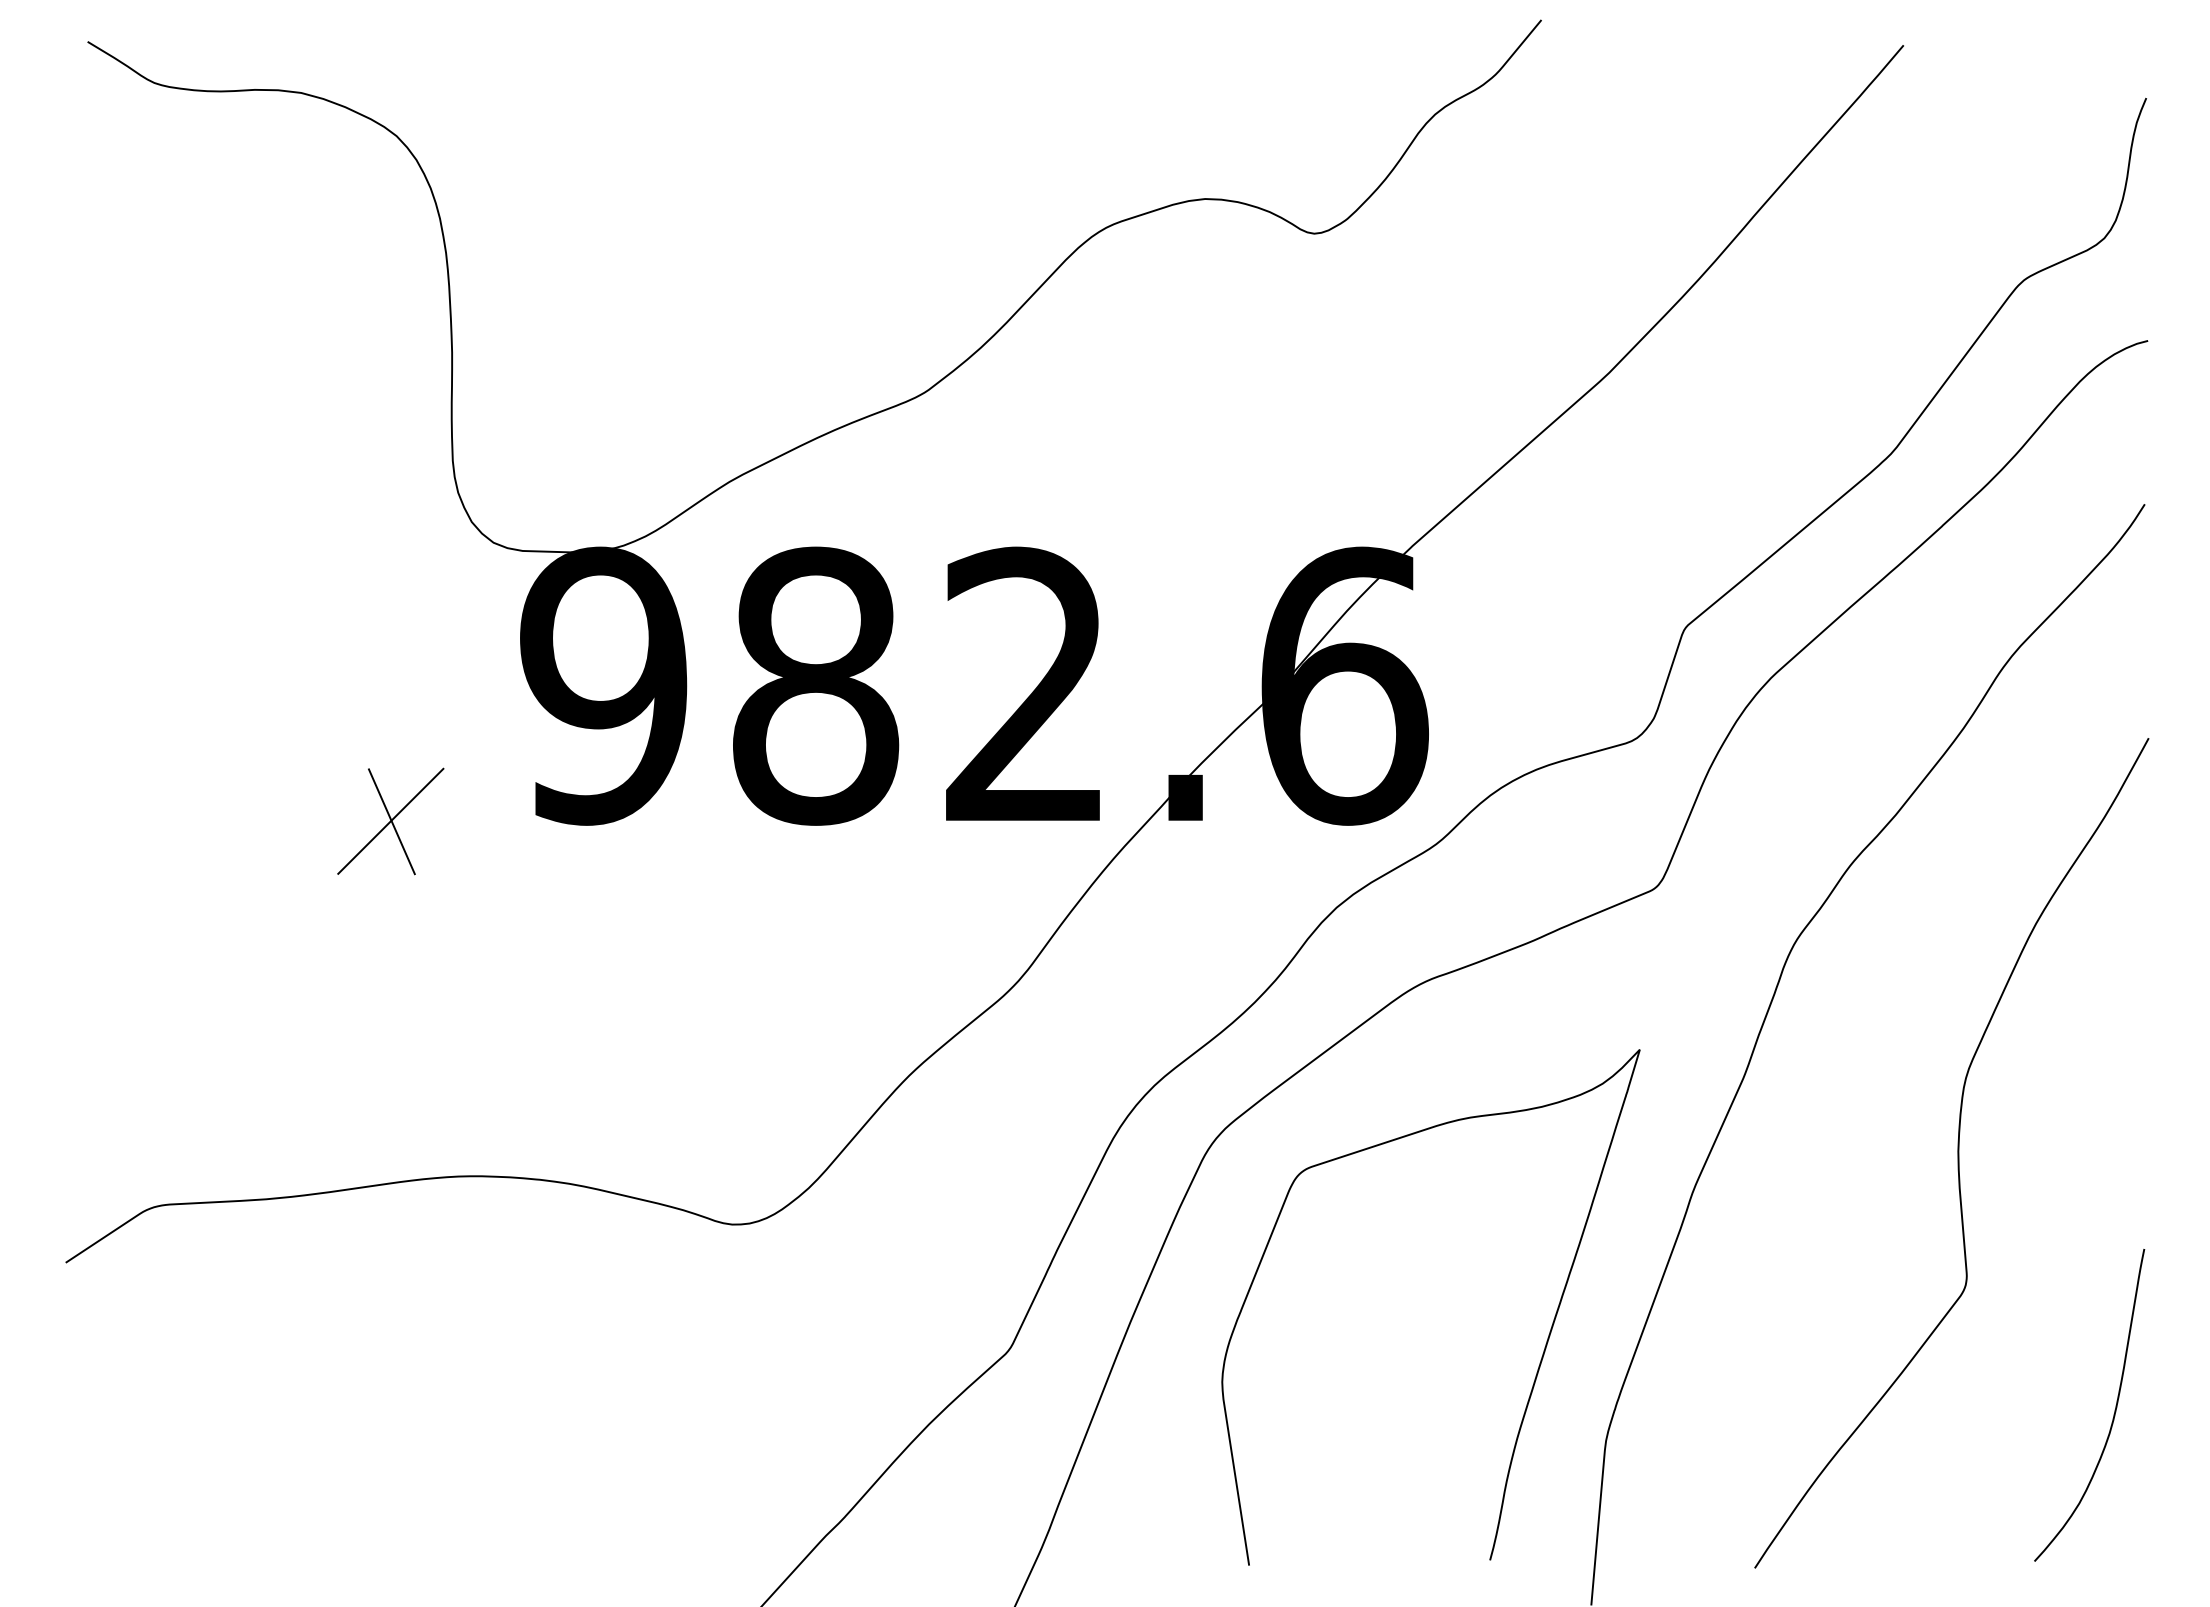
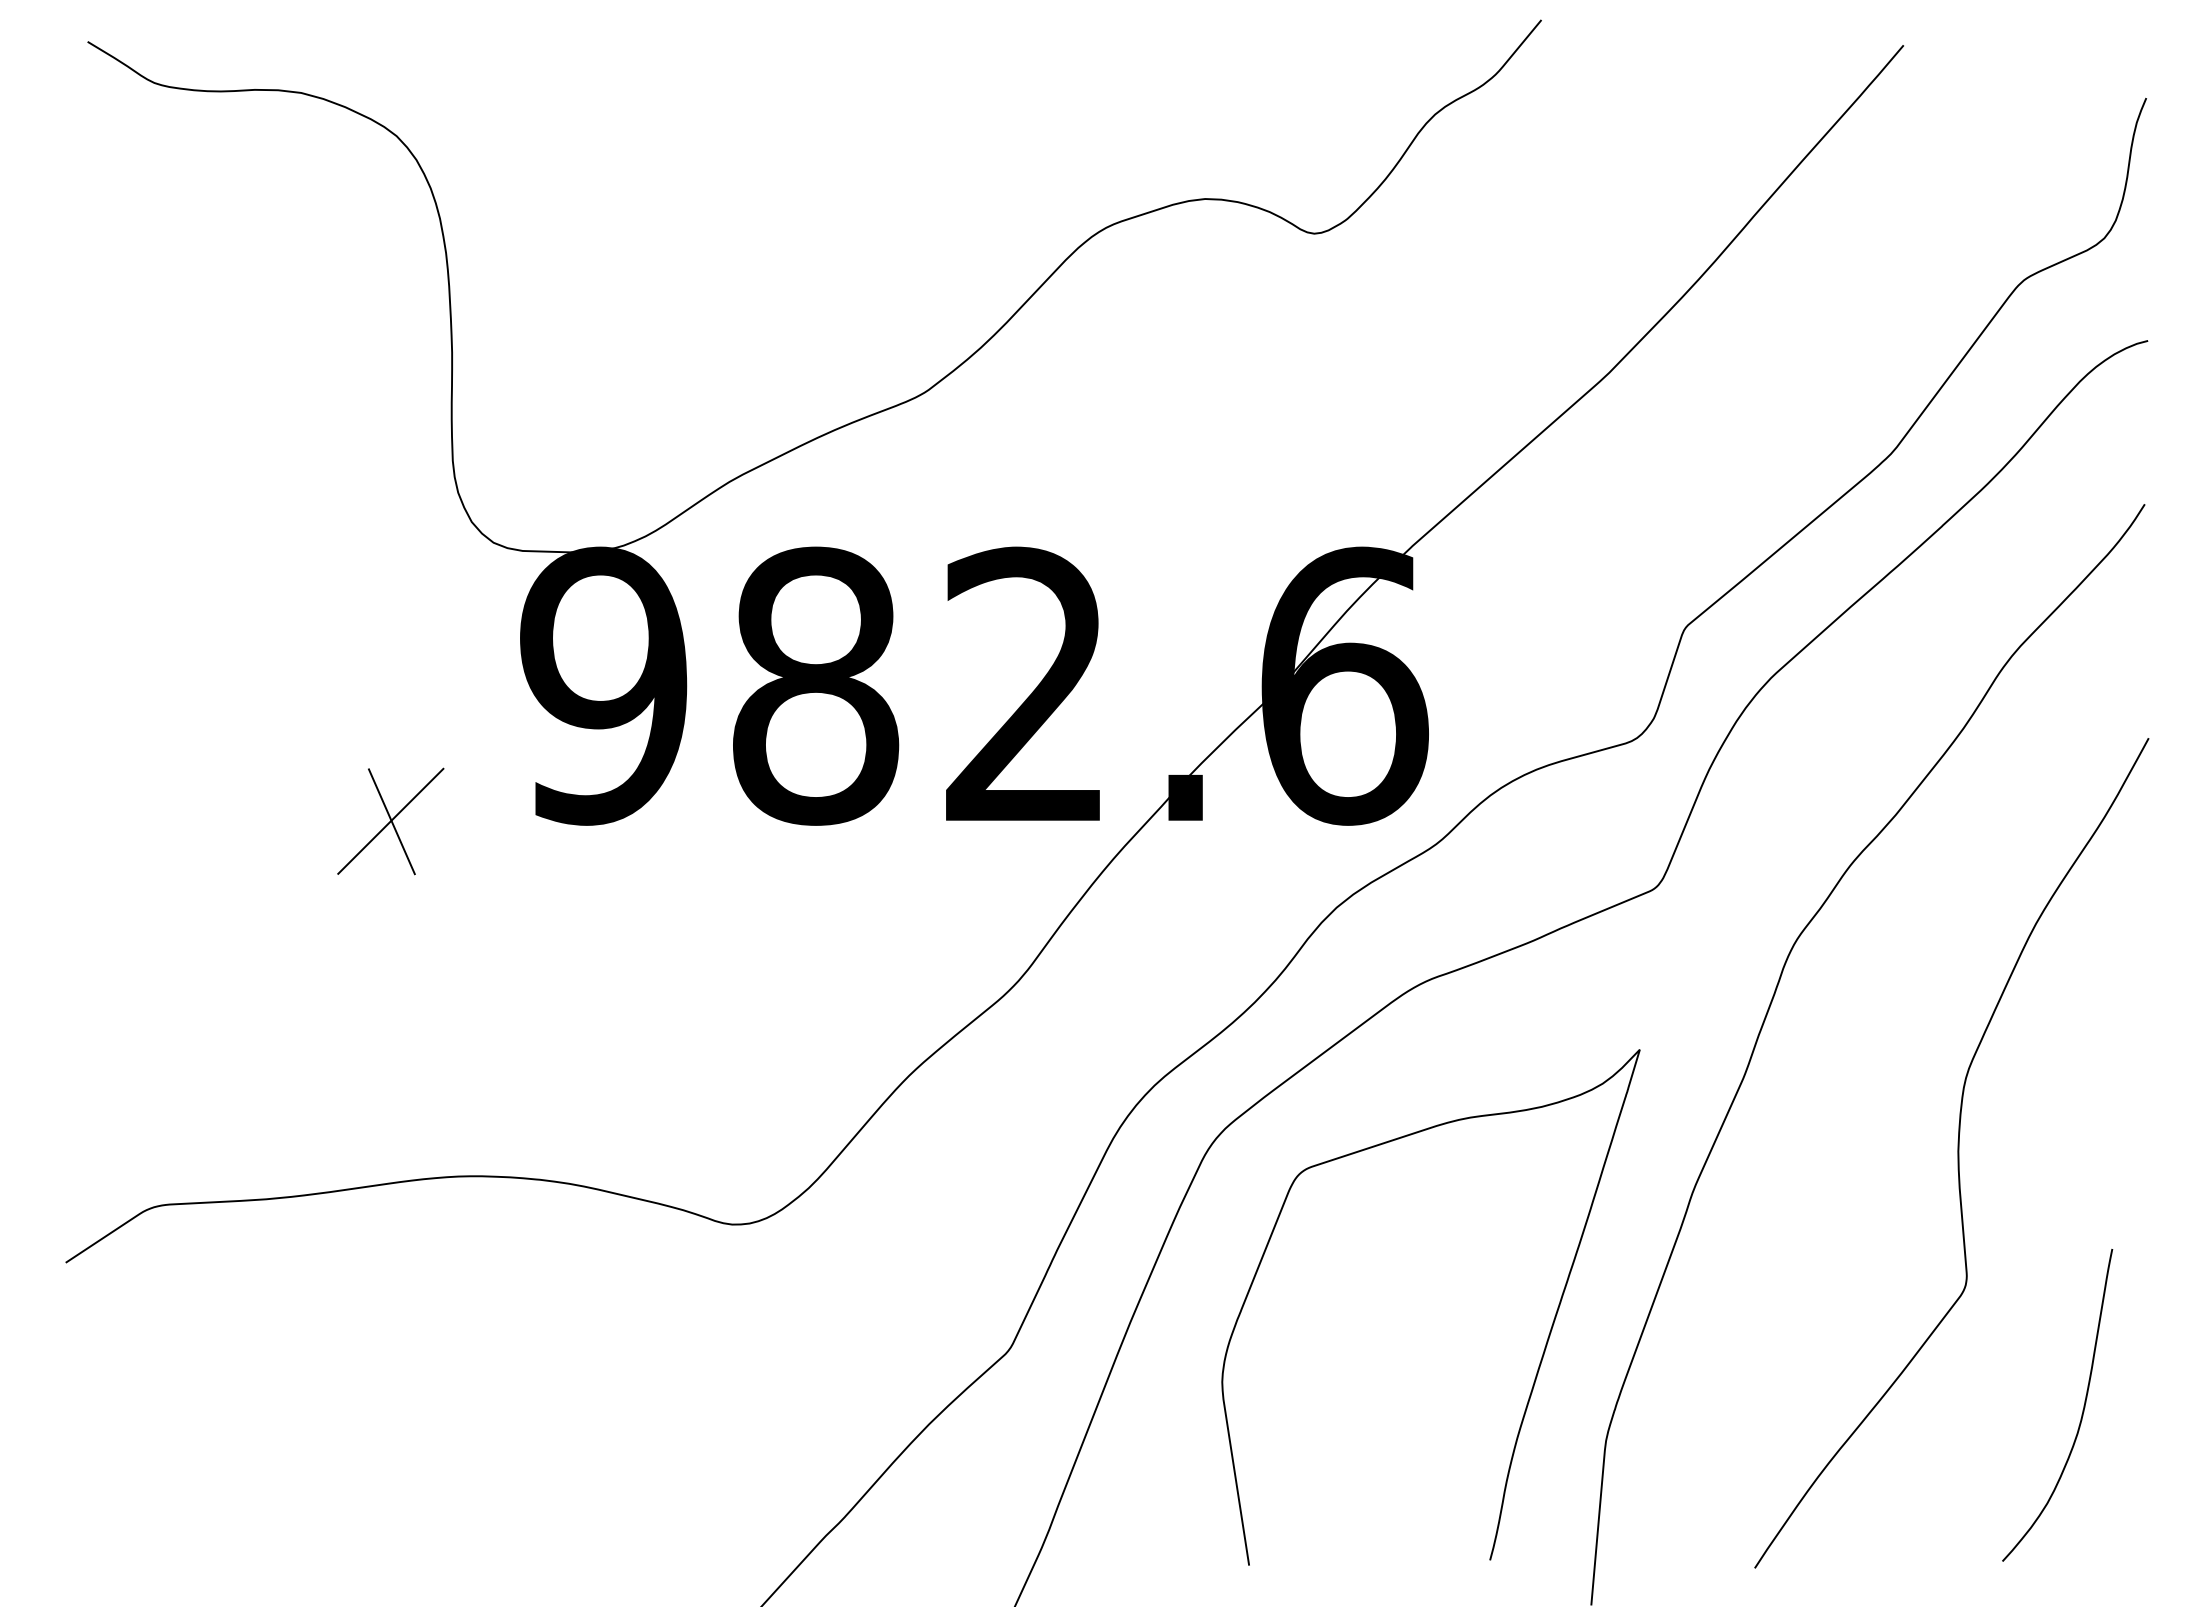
curve position: (2114, 1409) -> (2082, 1409) (2082, 1409)
